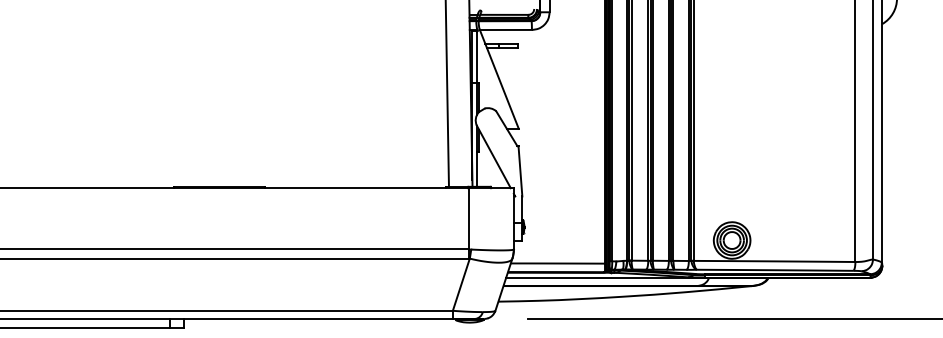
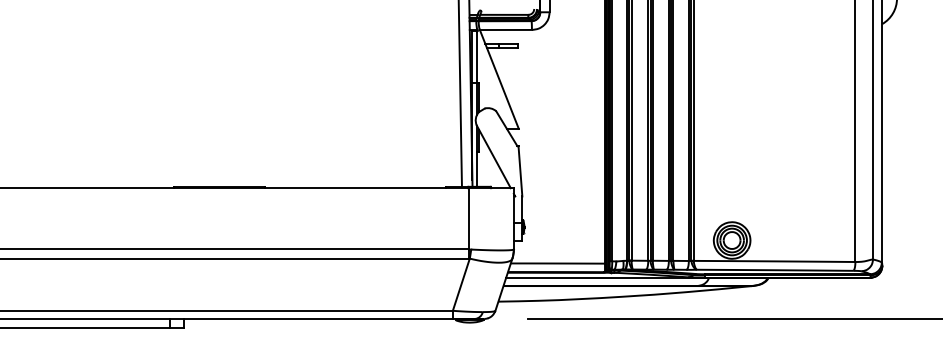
line position: (446, 94) -> (459, 94) (459, 94)
